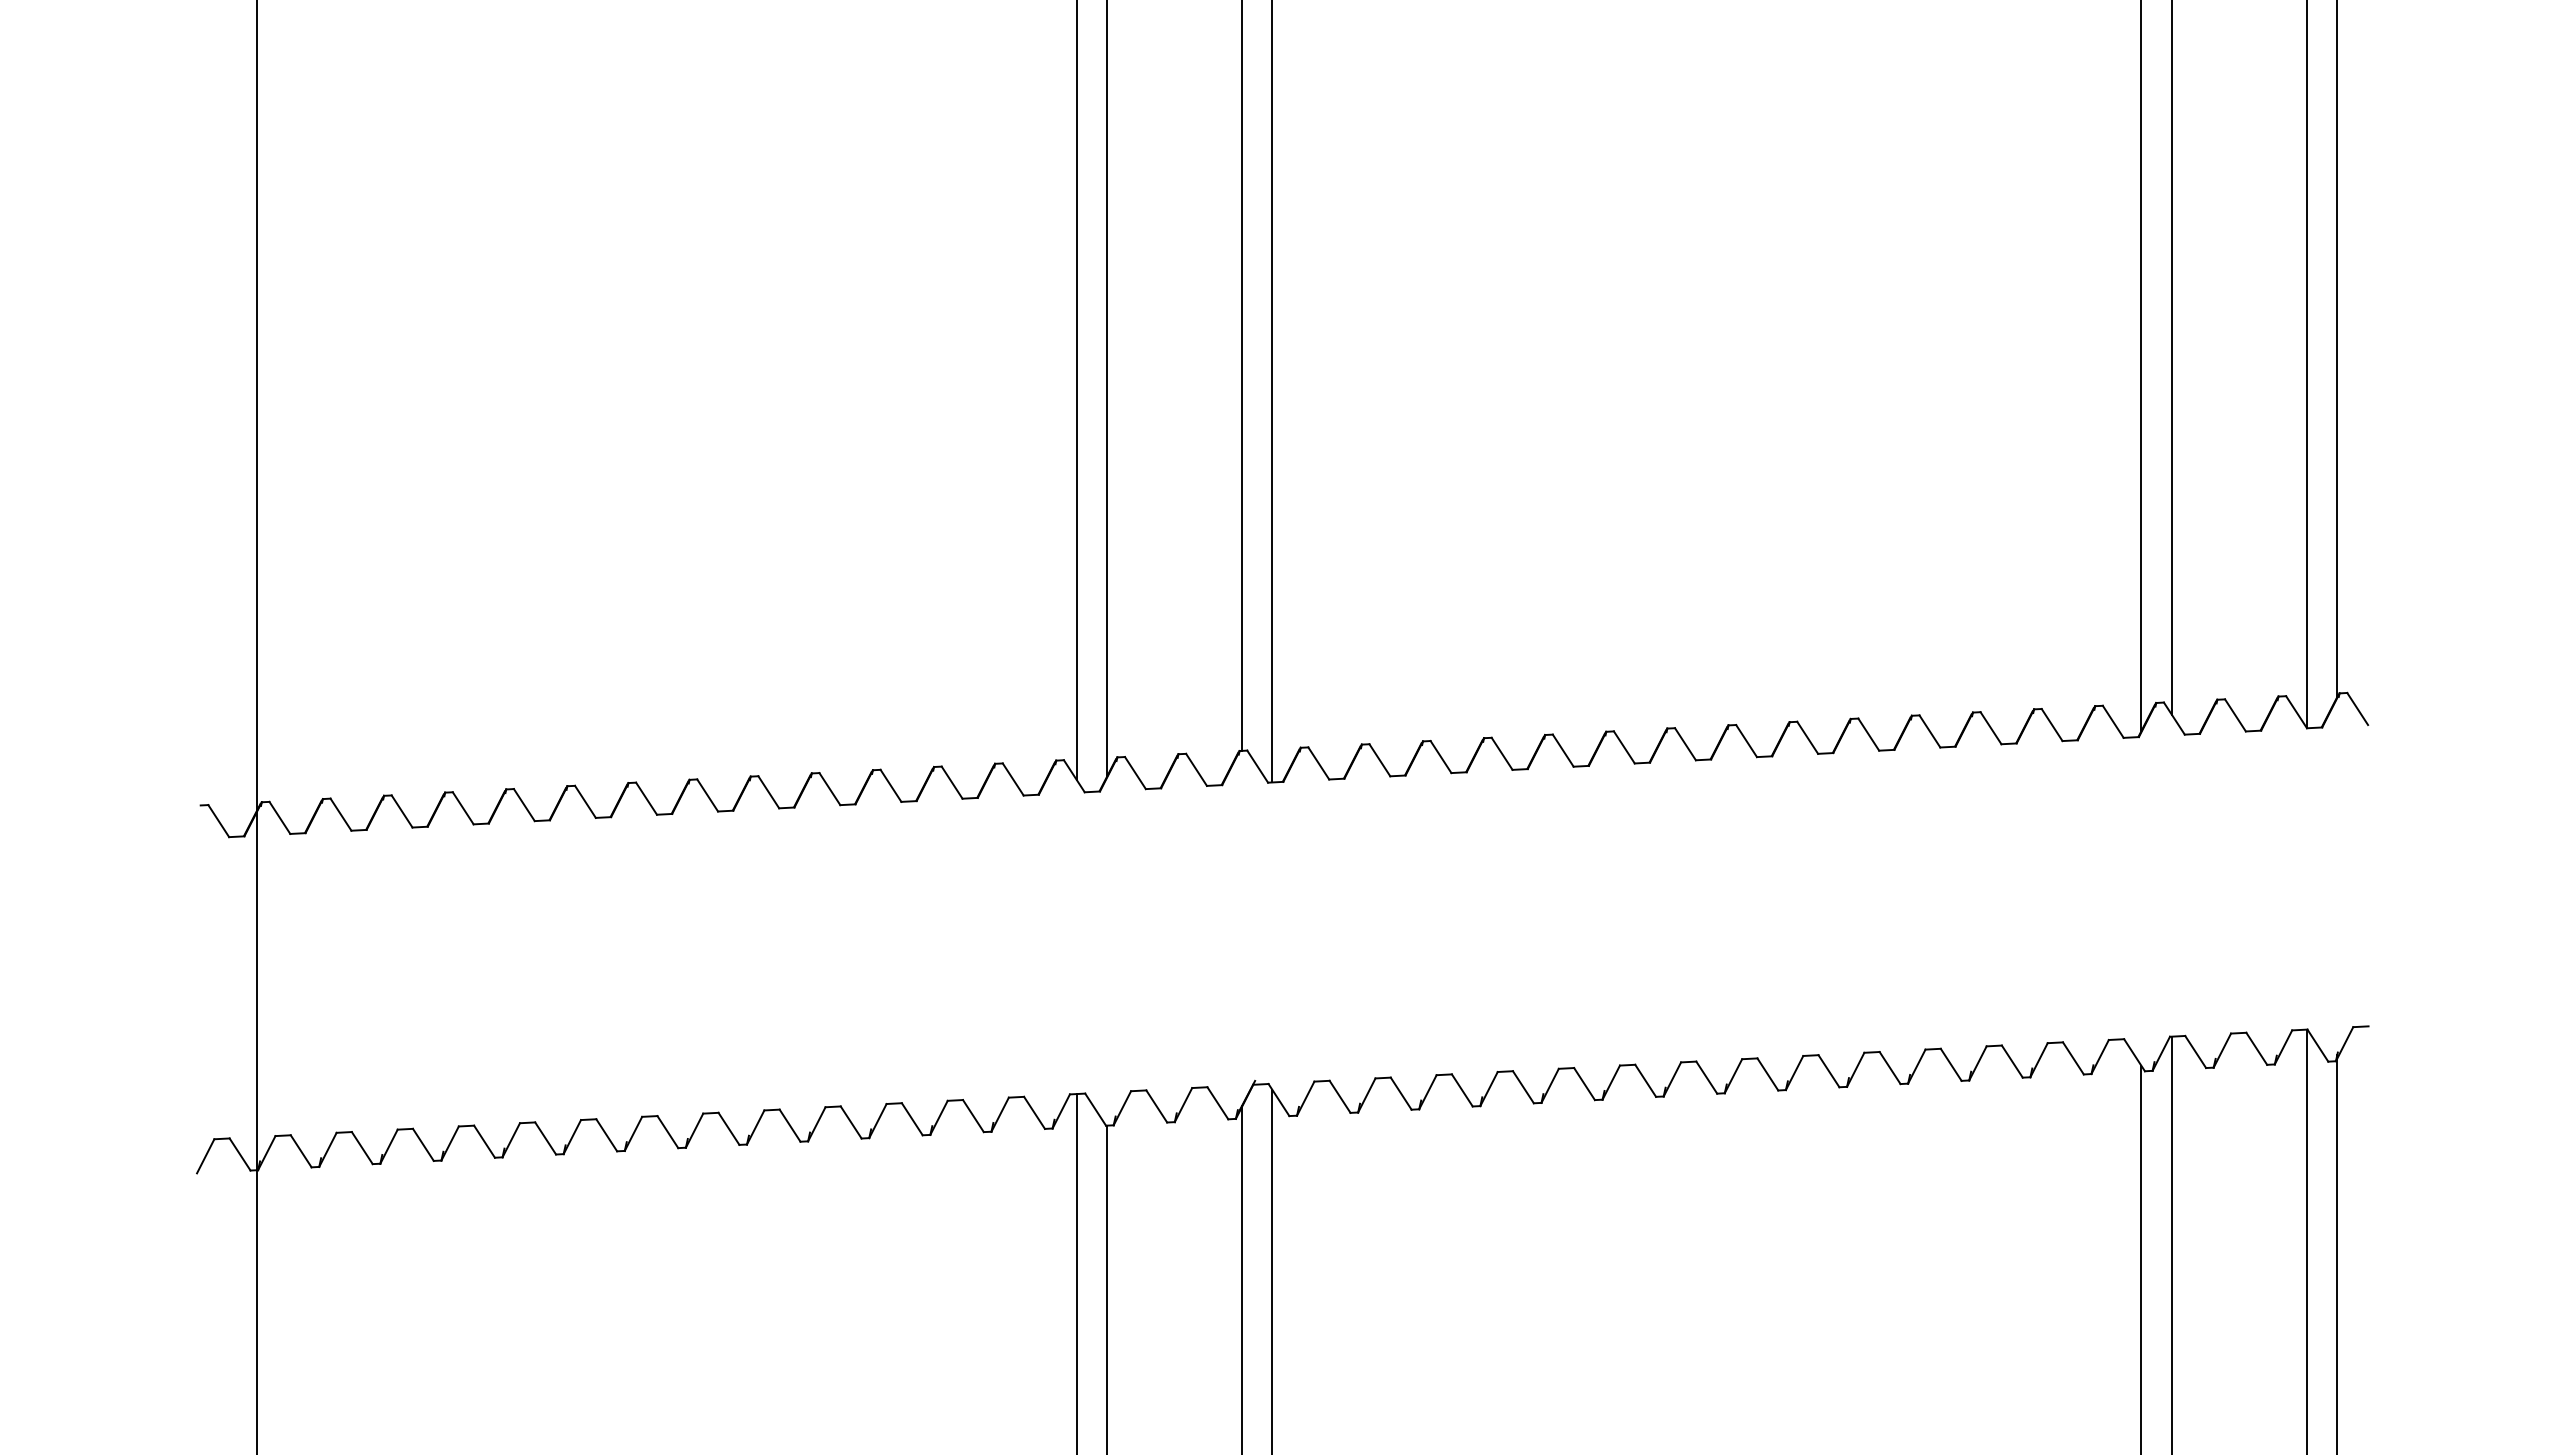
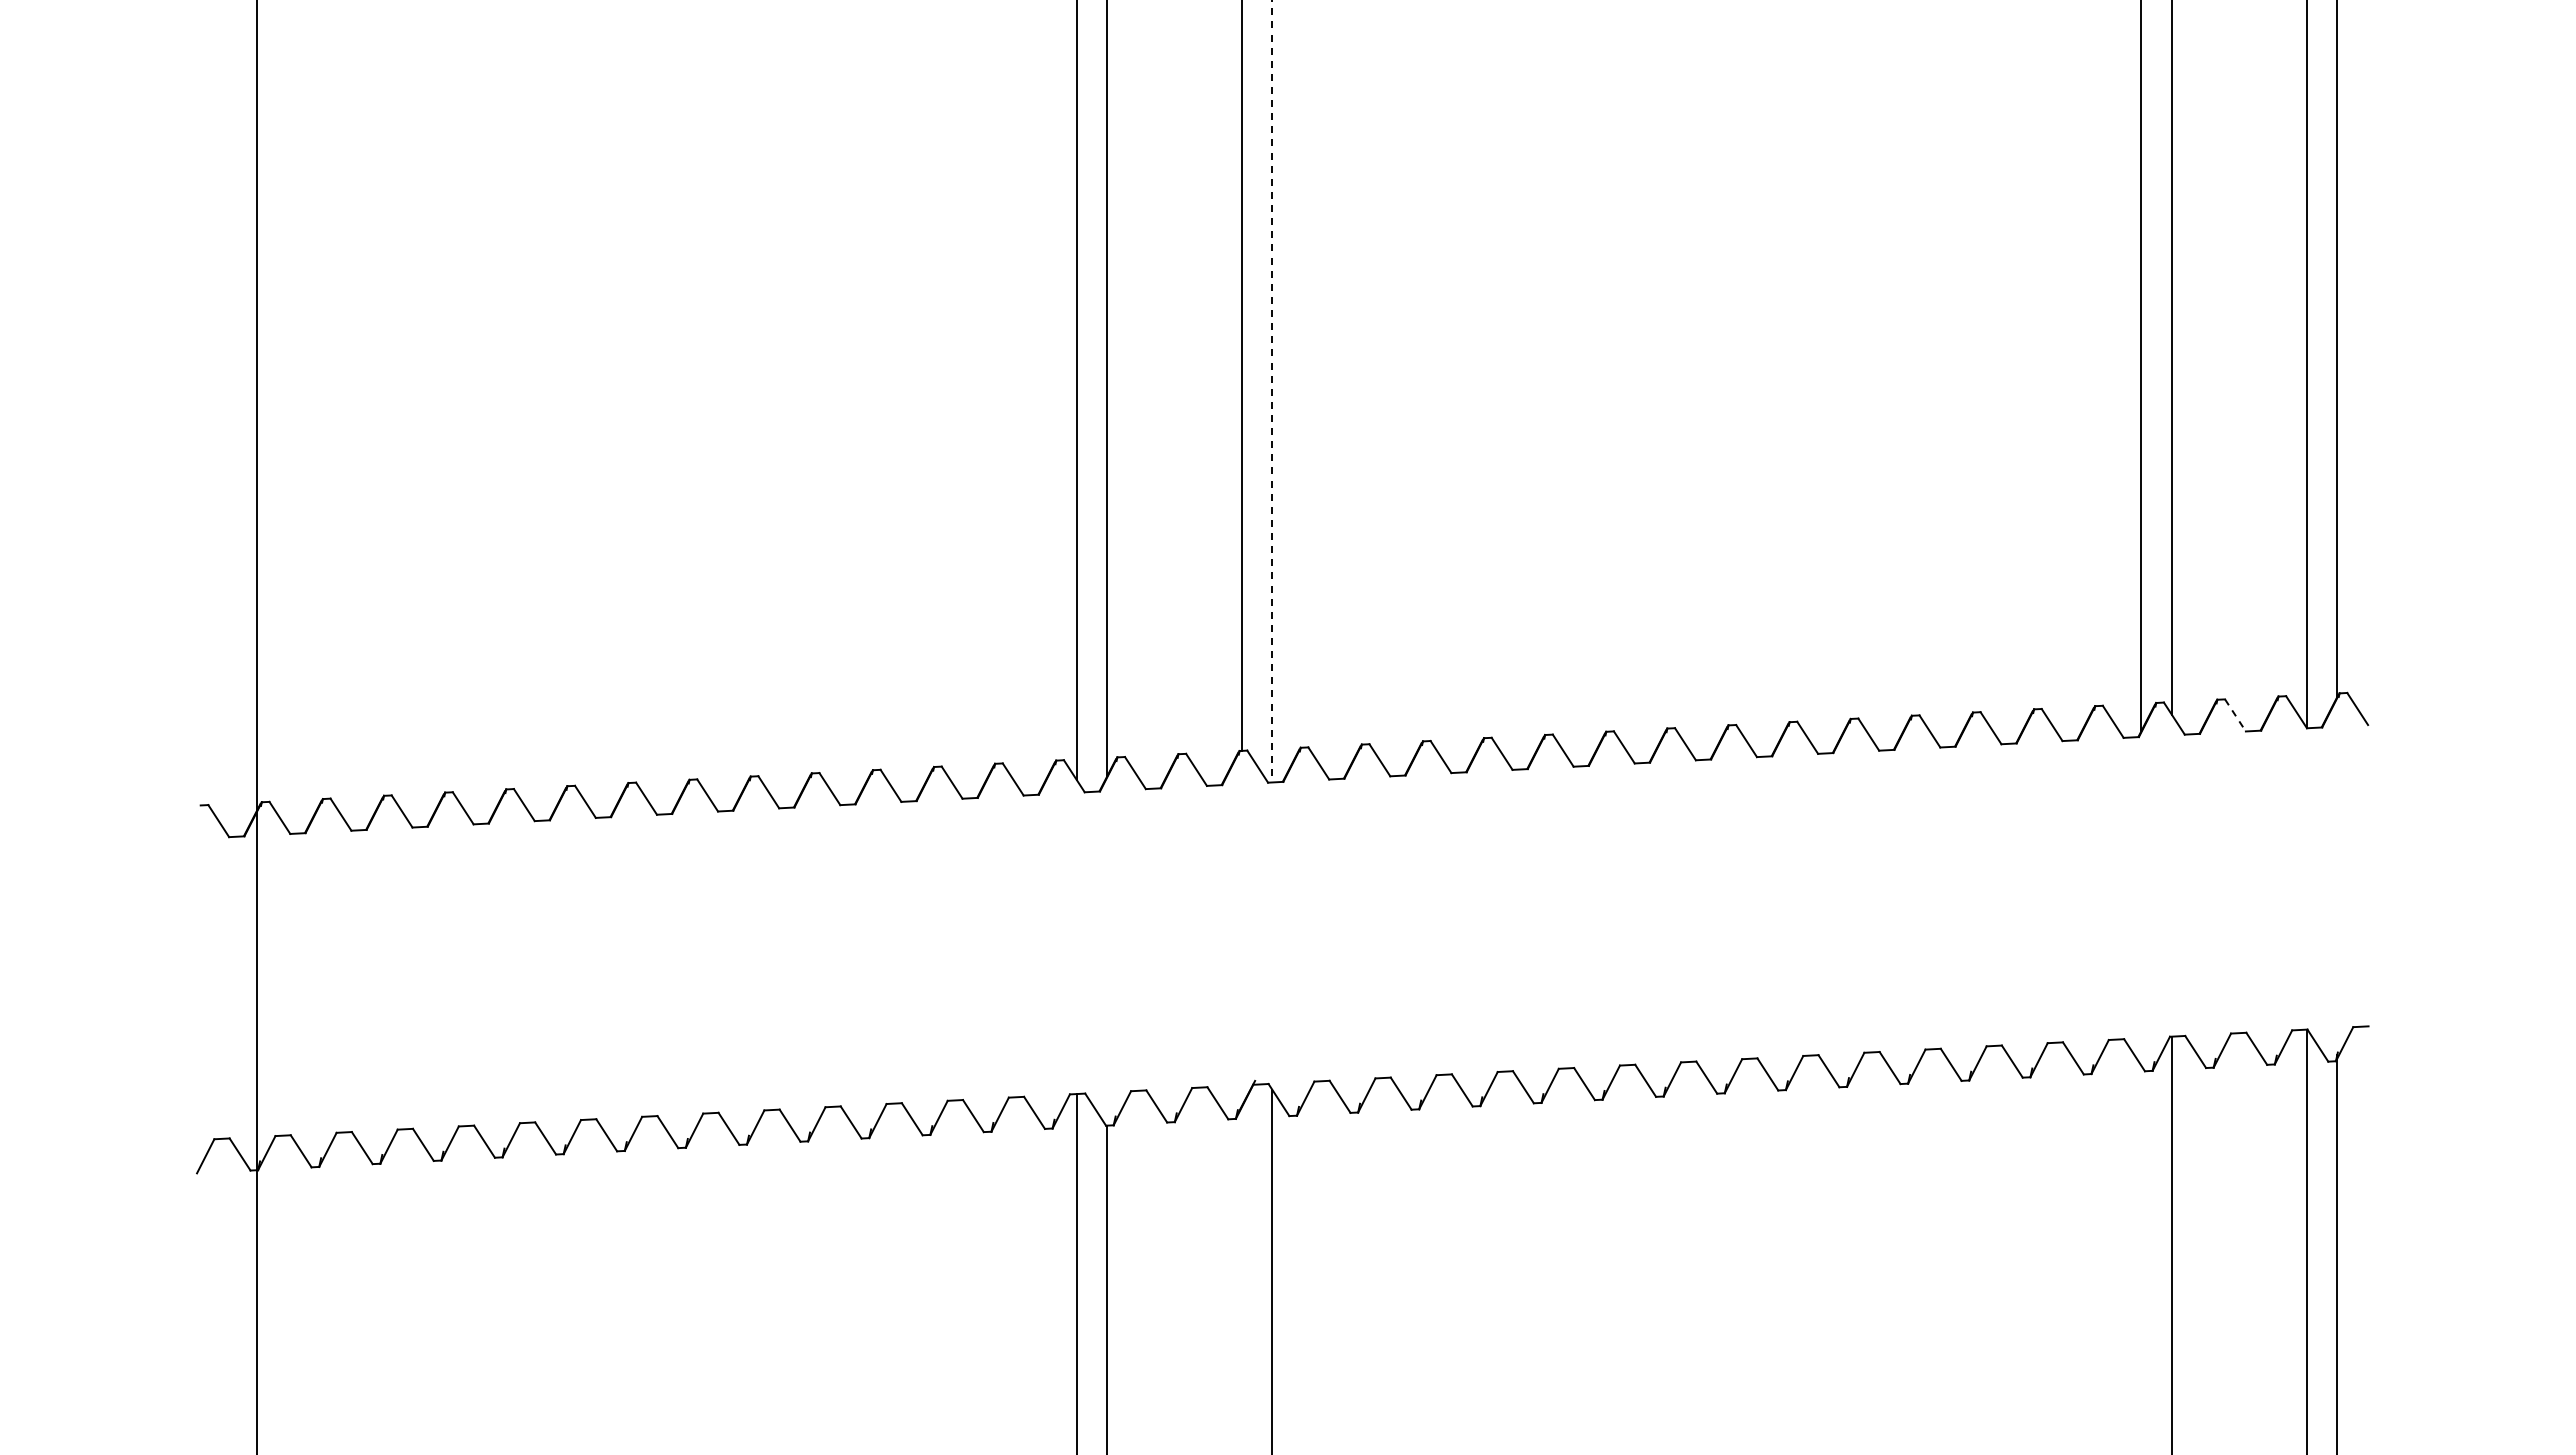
line: solid -> dashed (1272, 391)
line: solid -> dashed (2235, 715)
line: present -> none (2141, 1258)
line: present -> none (1241, 1278)
